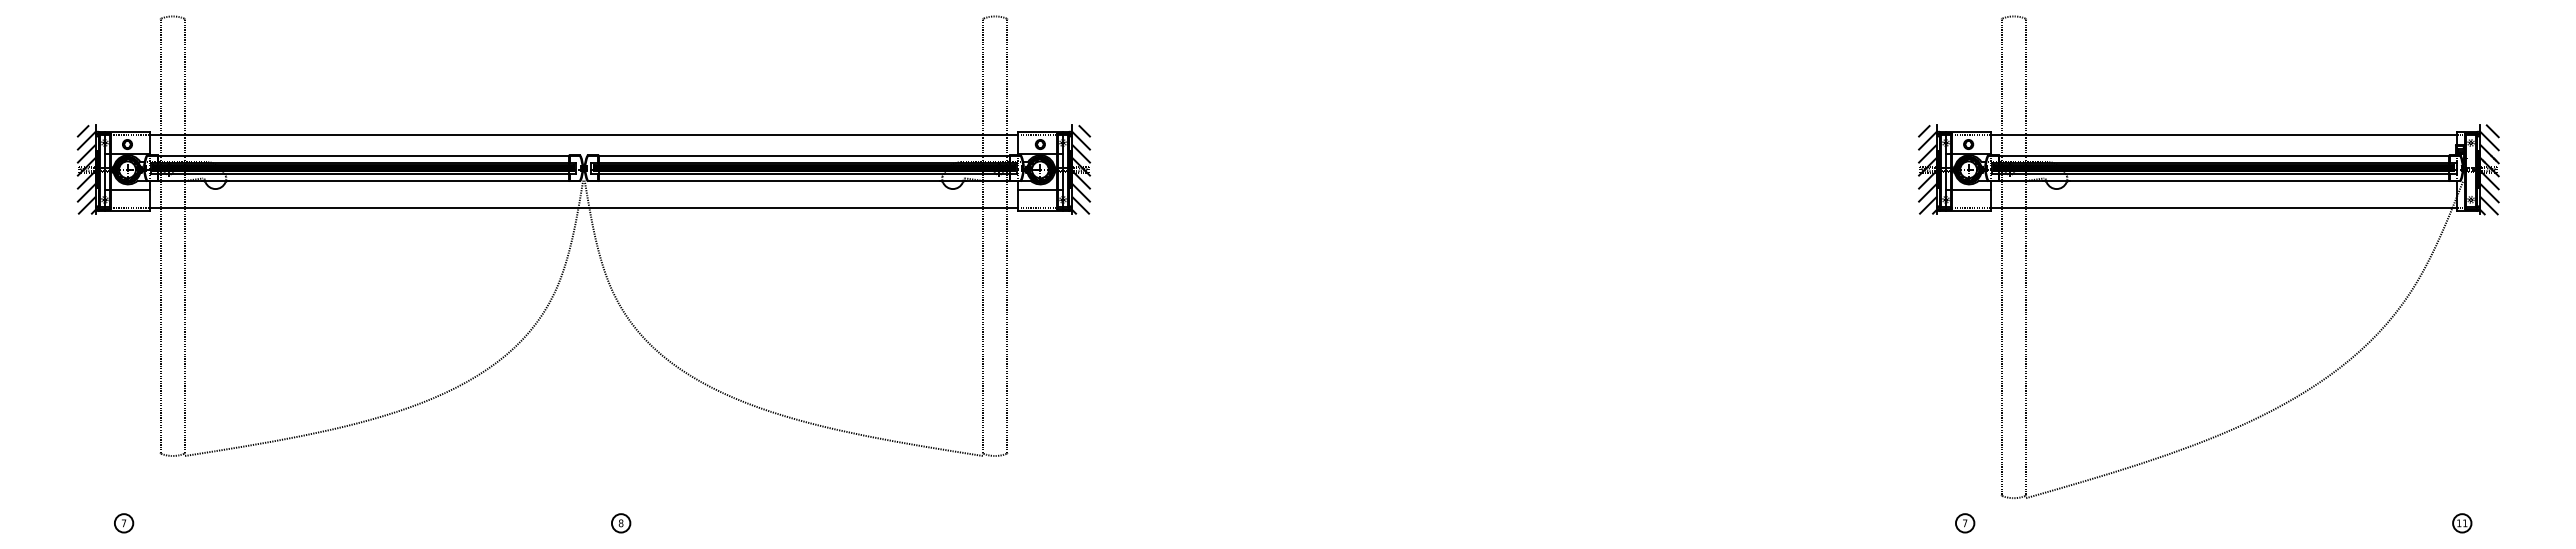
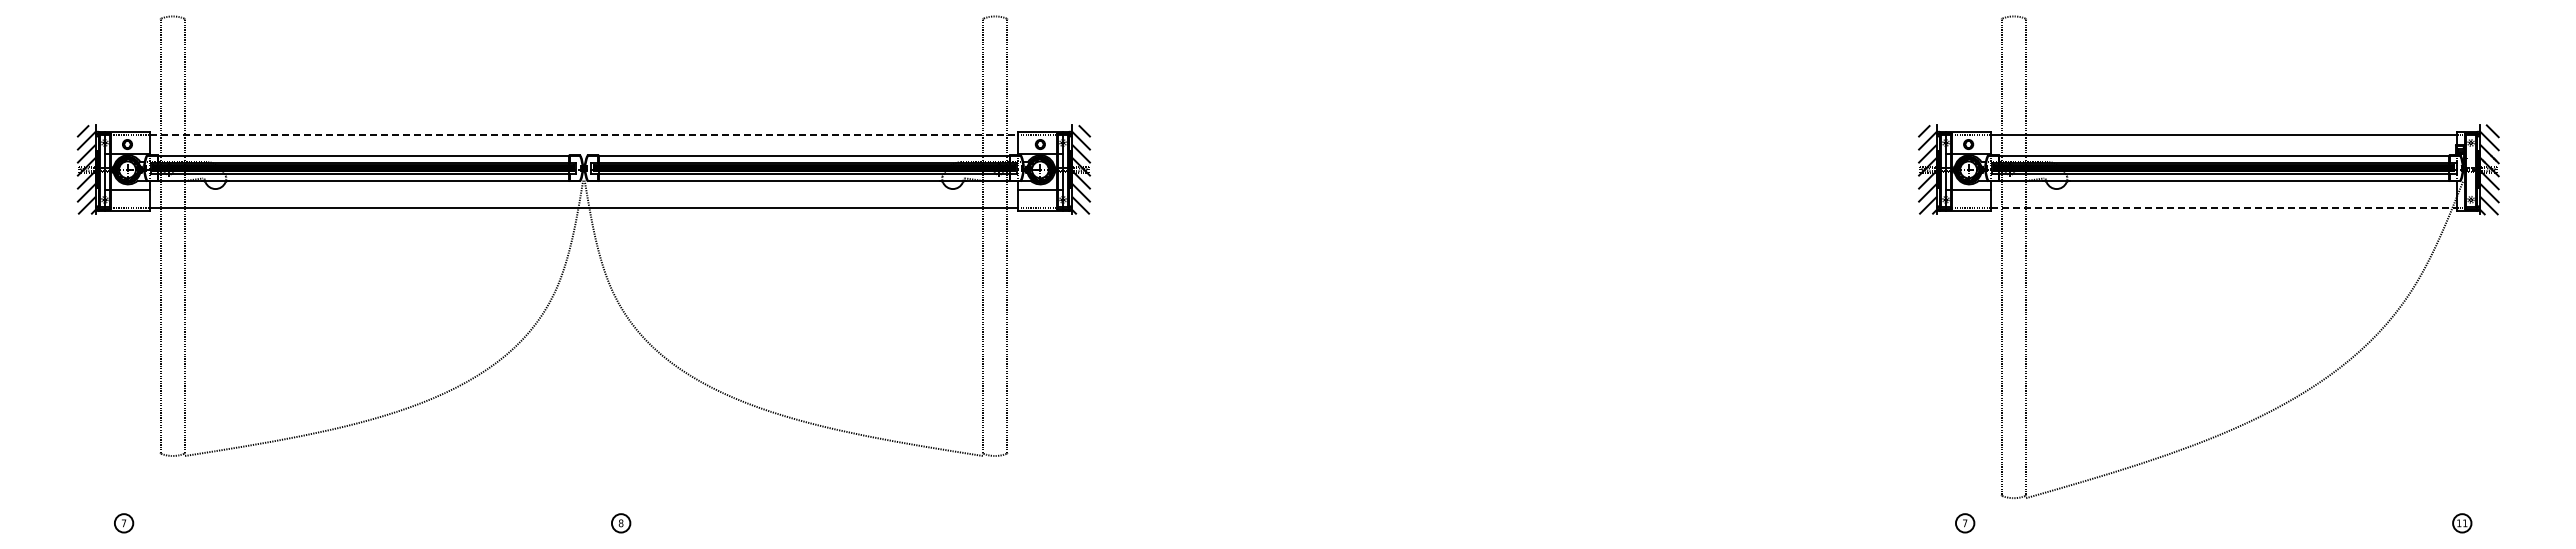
line: solid -> dashed (584, 134)
line: solid -> dashed (2224, 208)
